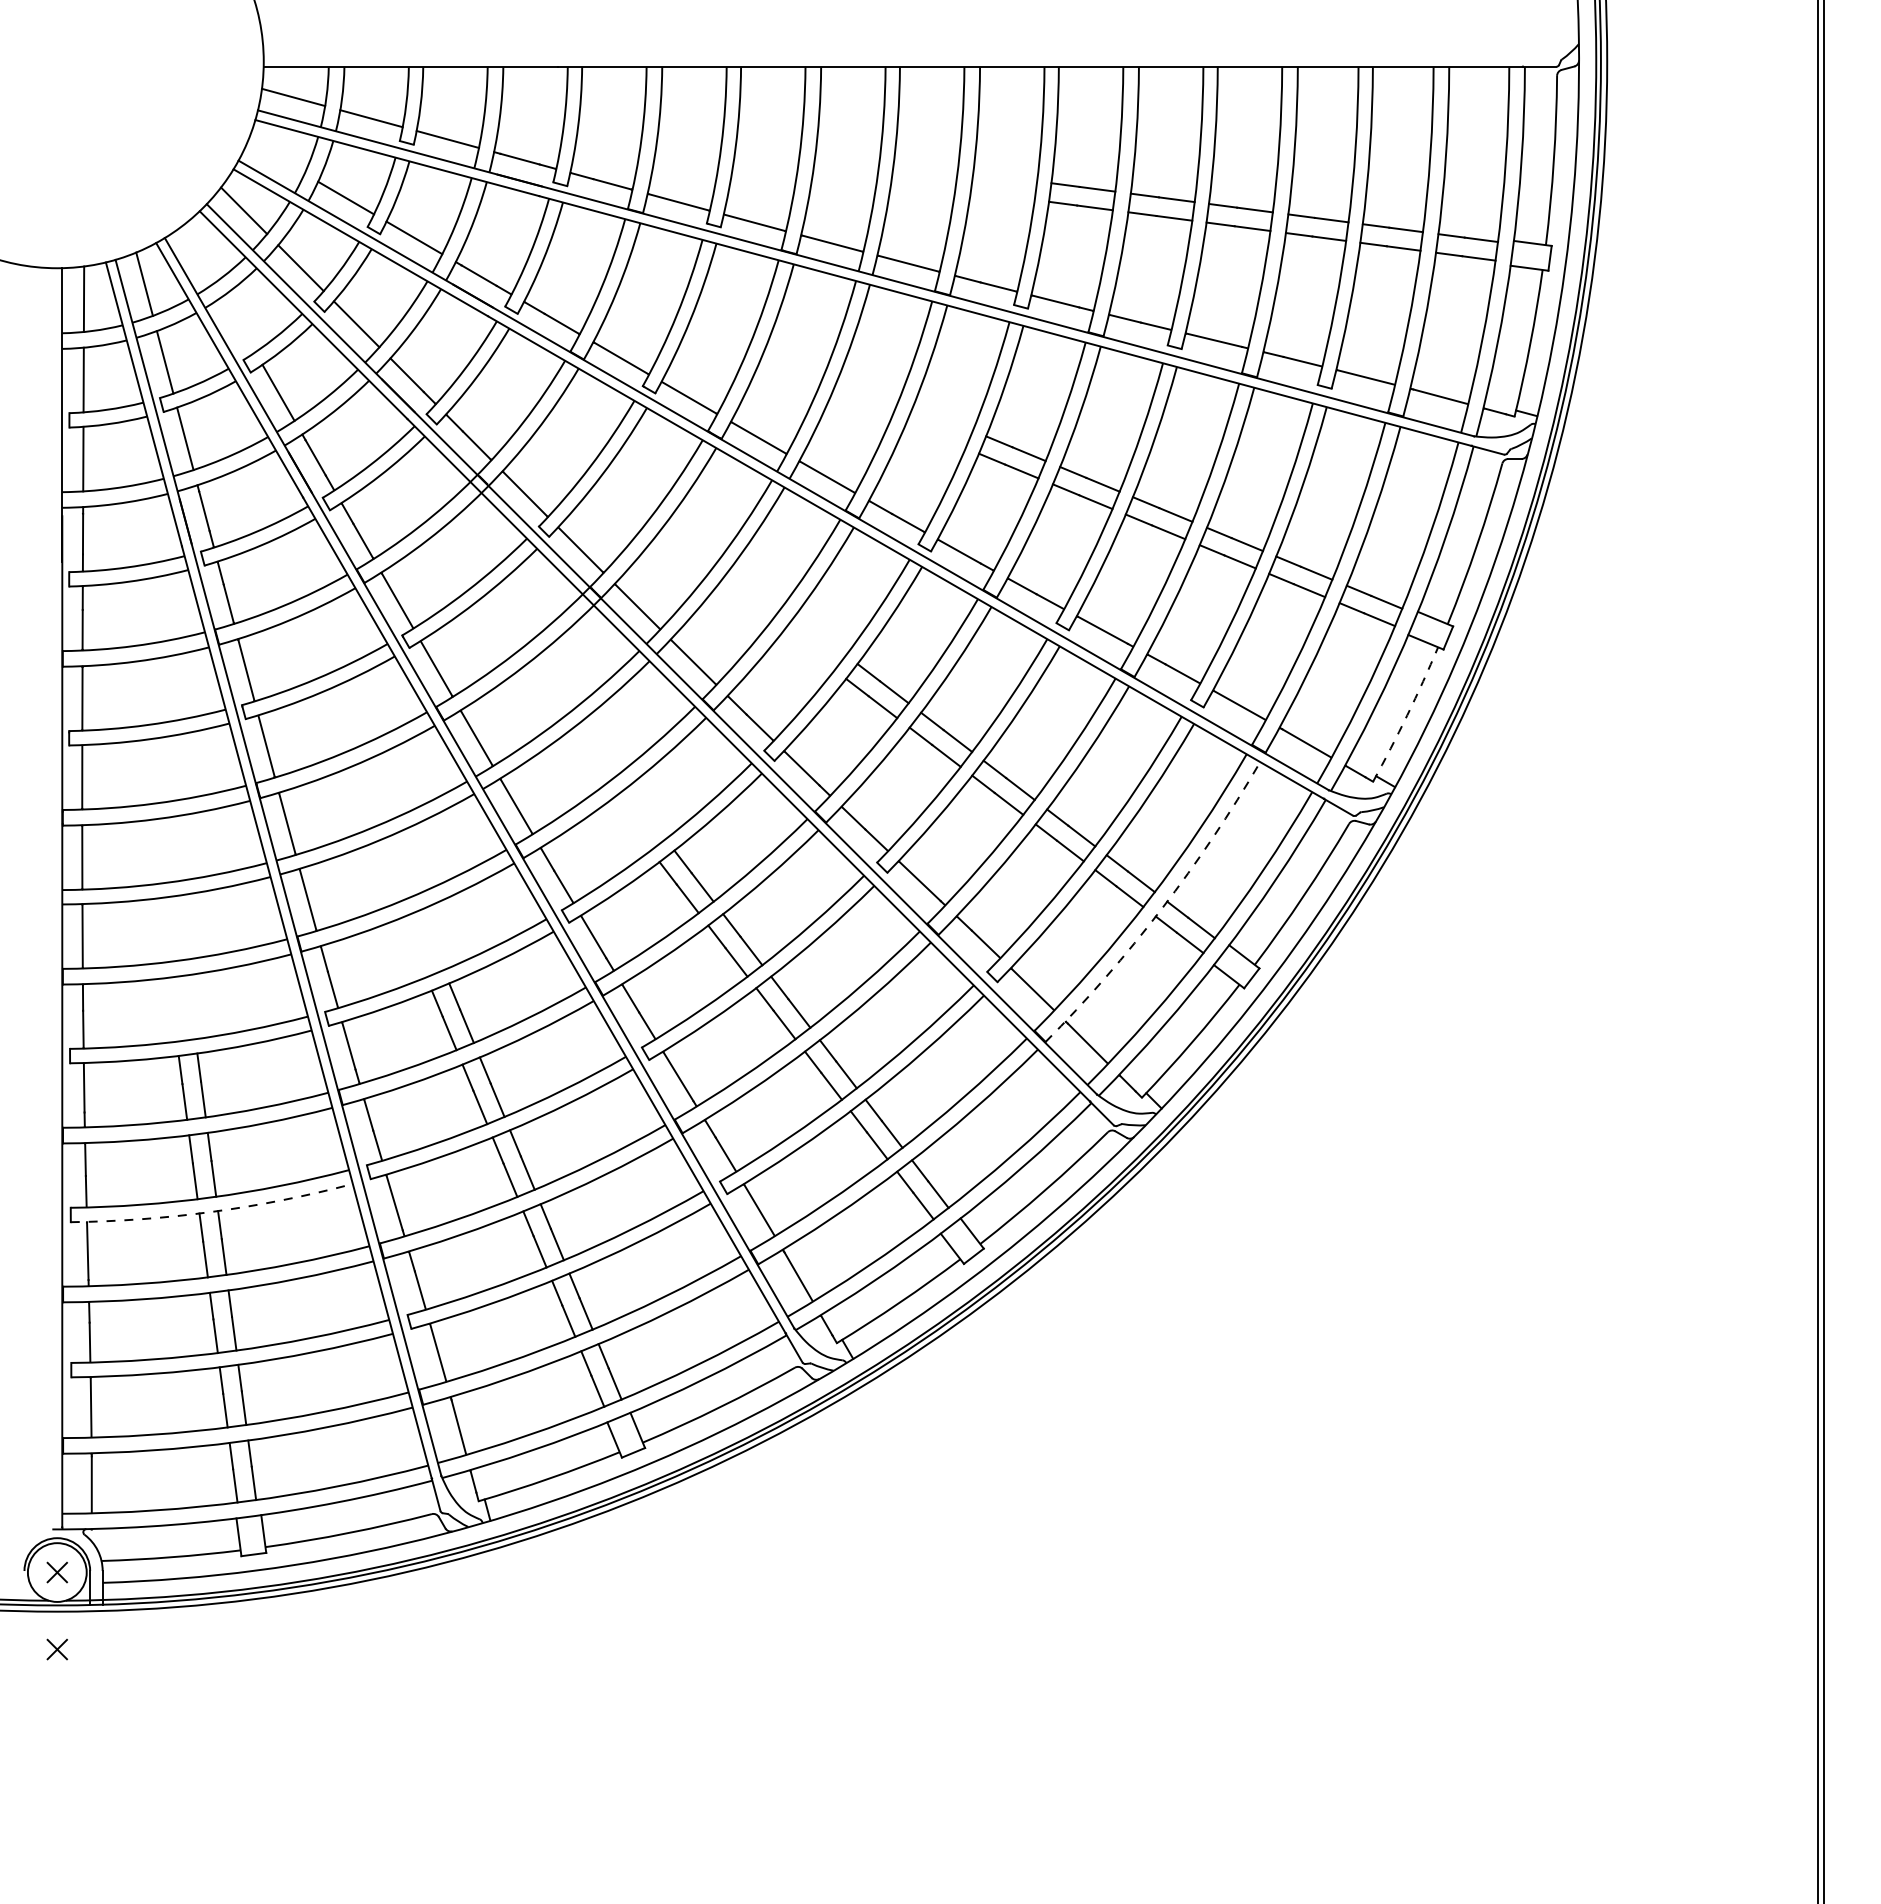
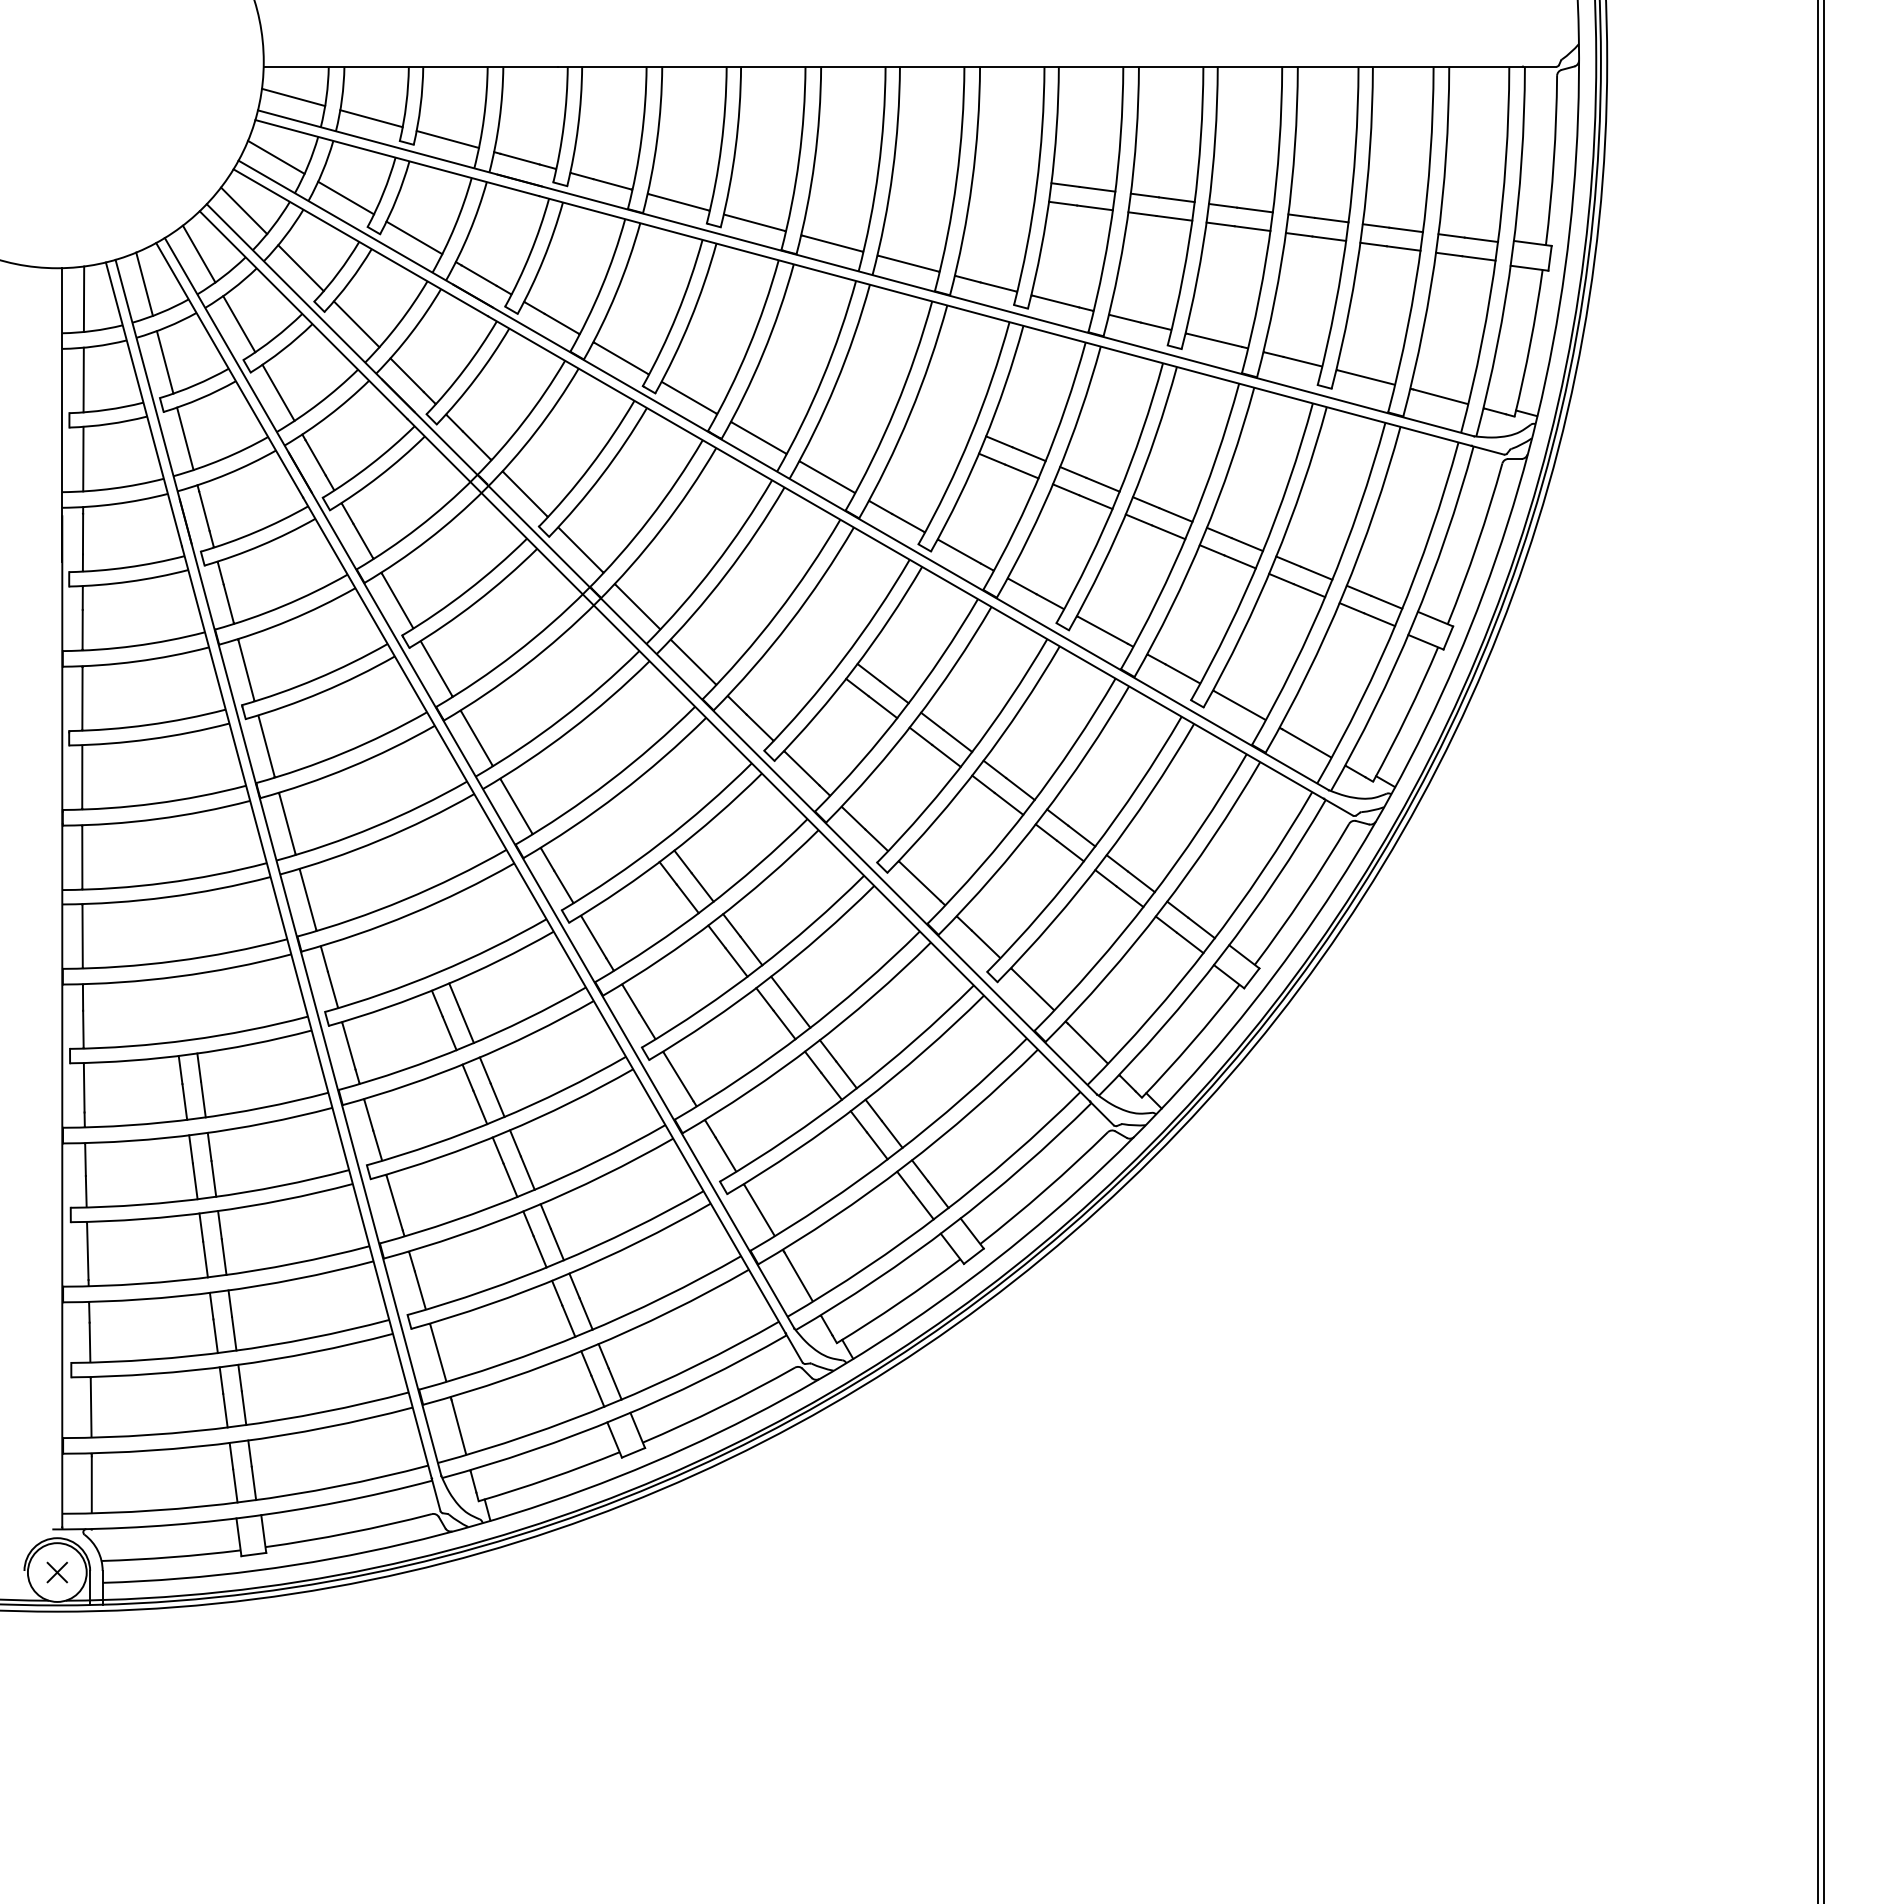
line: none -> present (276, 156)
line: none -> present (198, 253)
line: none -> present (239, 324)
arc: dashed -> solid (1407, 715)
arc: dashed -> solid (1161, 908)
arc: dashed -> solid (213, 1211)
part: present -> none (56, 1649)
